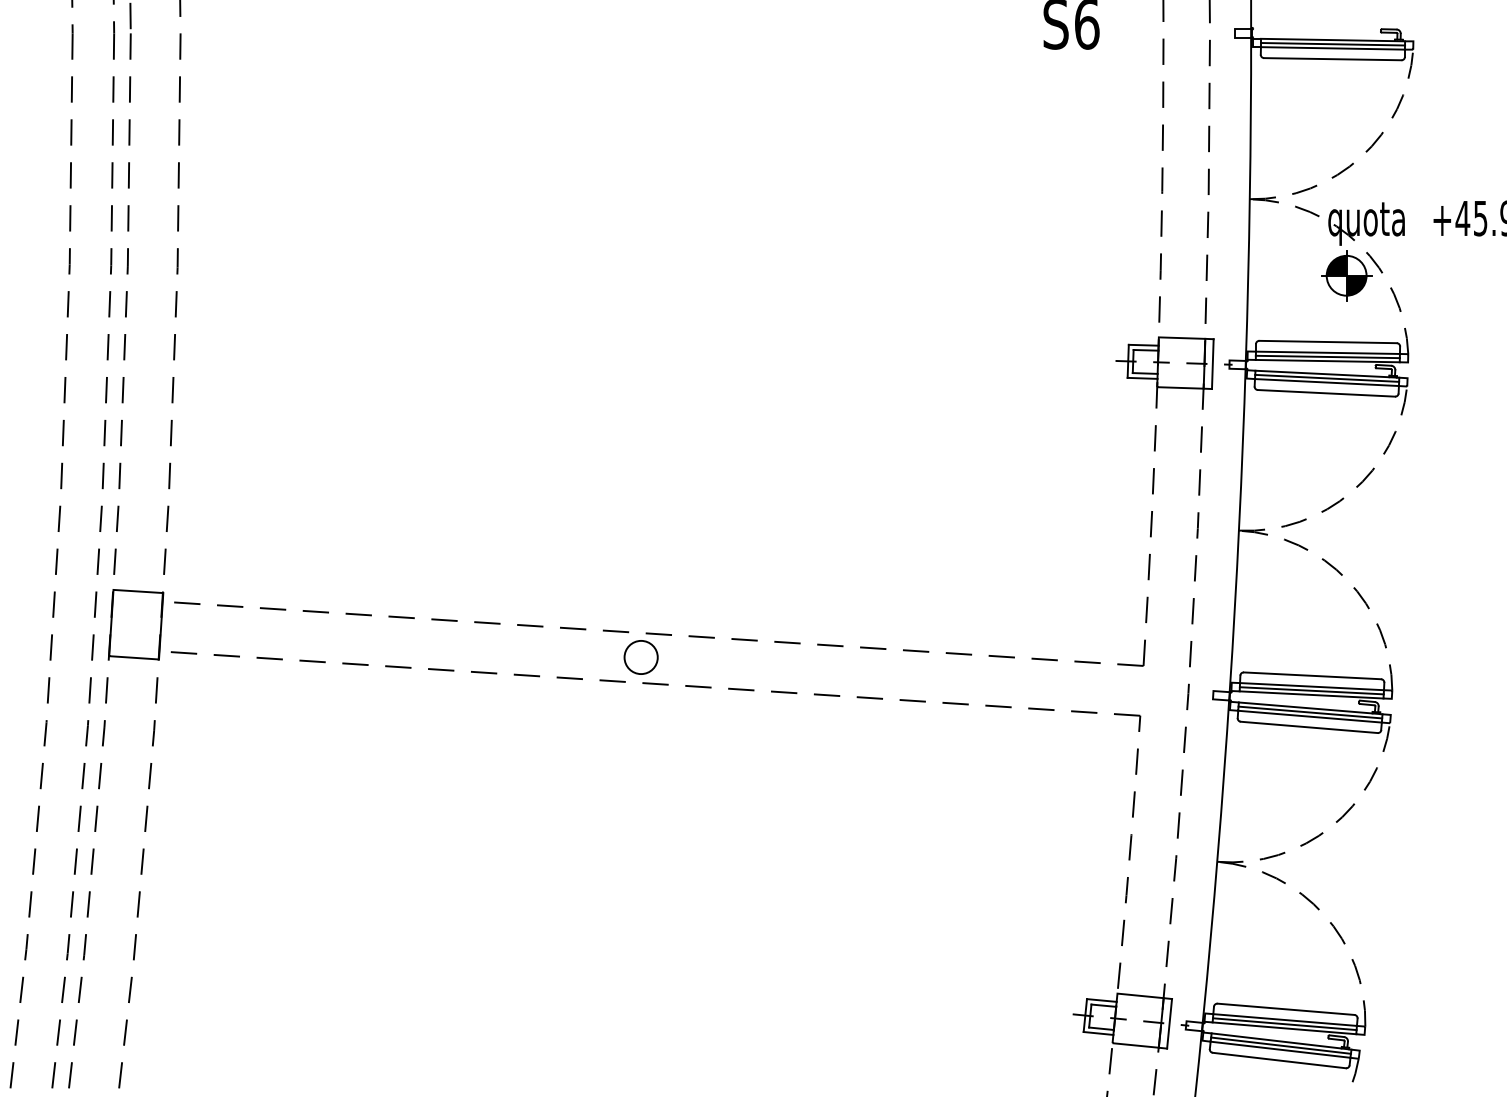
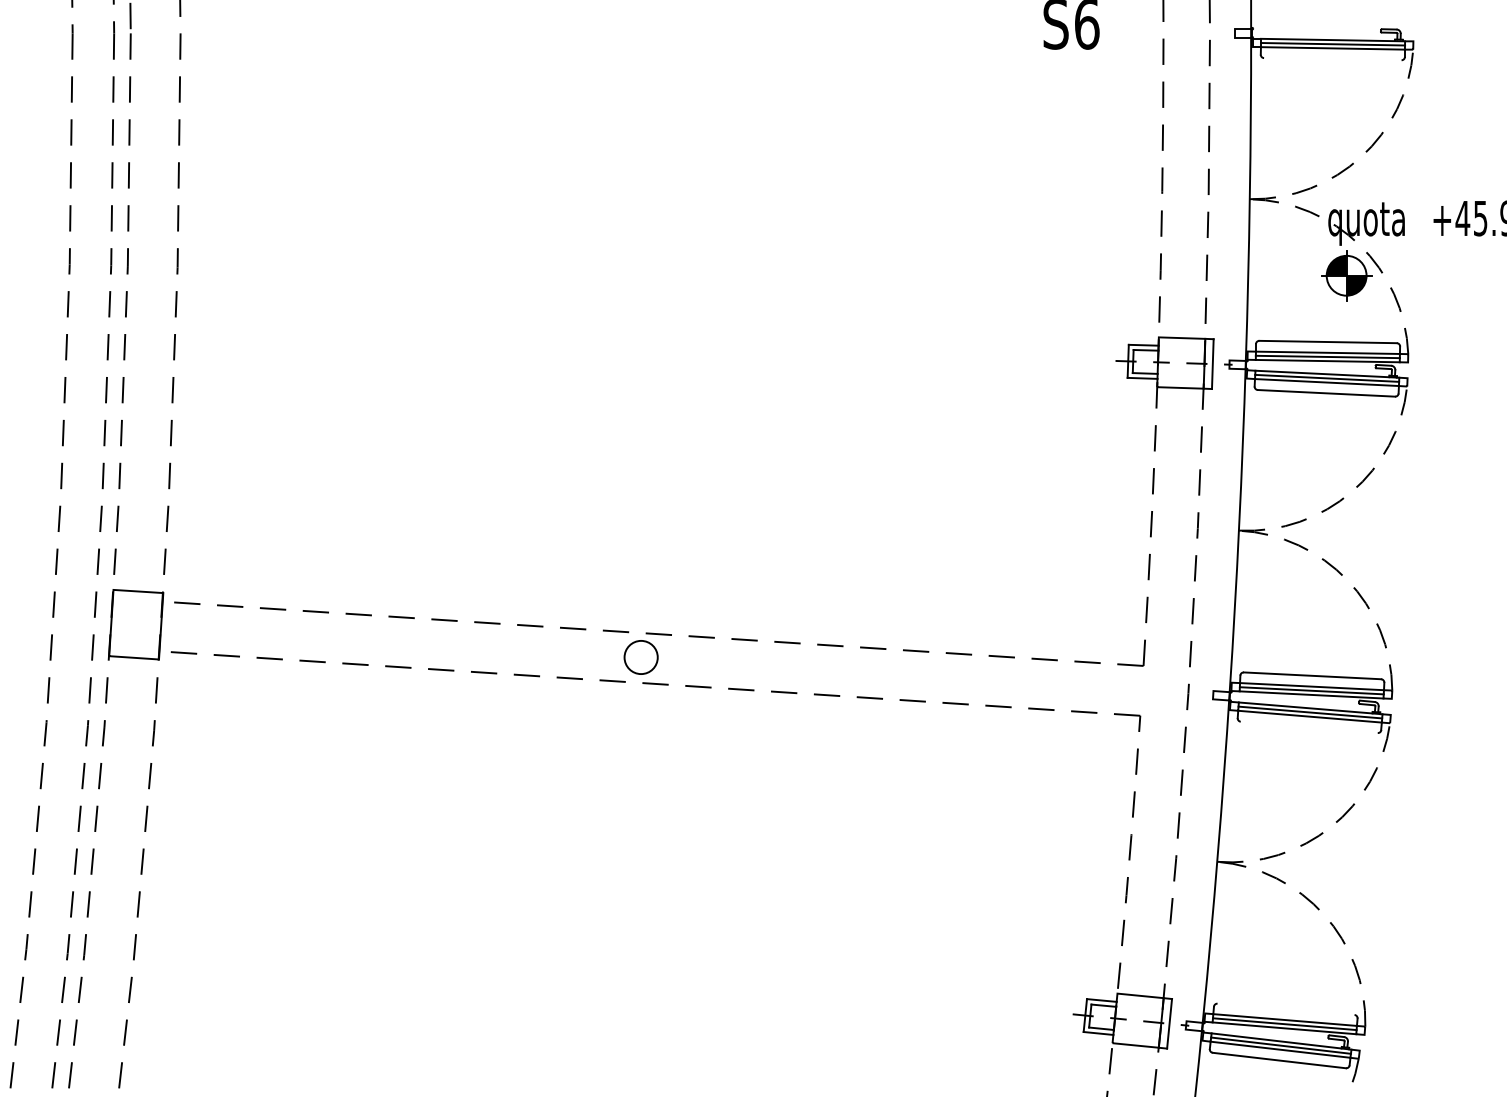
line: present -> none (1332, 59)
line: present -> none (1308, 727)
line: present -> none (1285, 1008)
